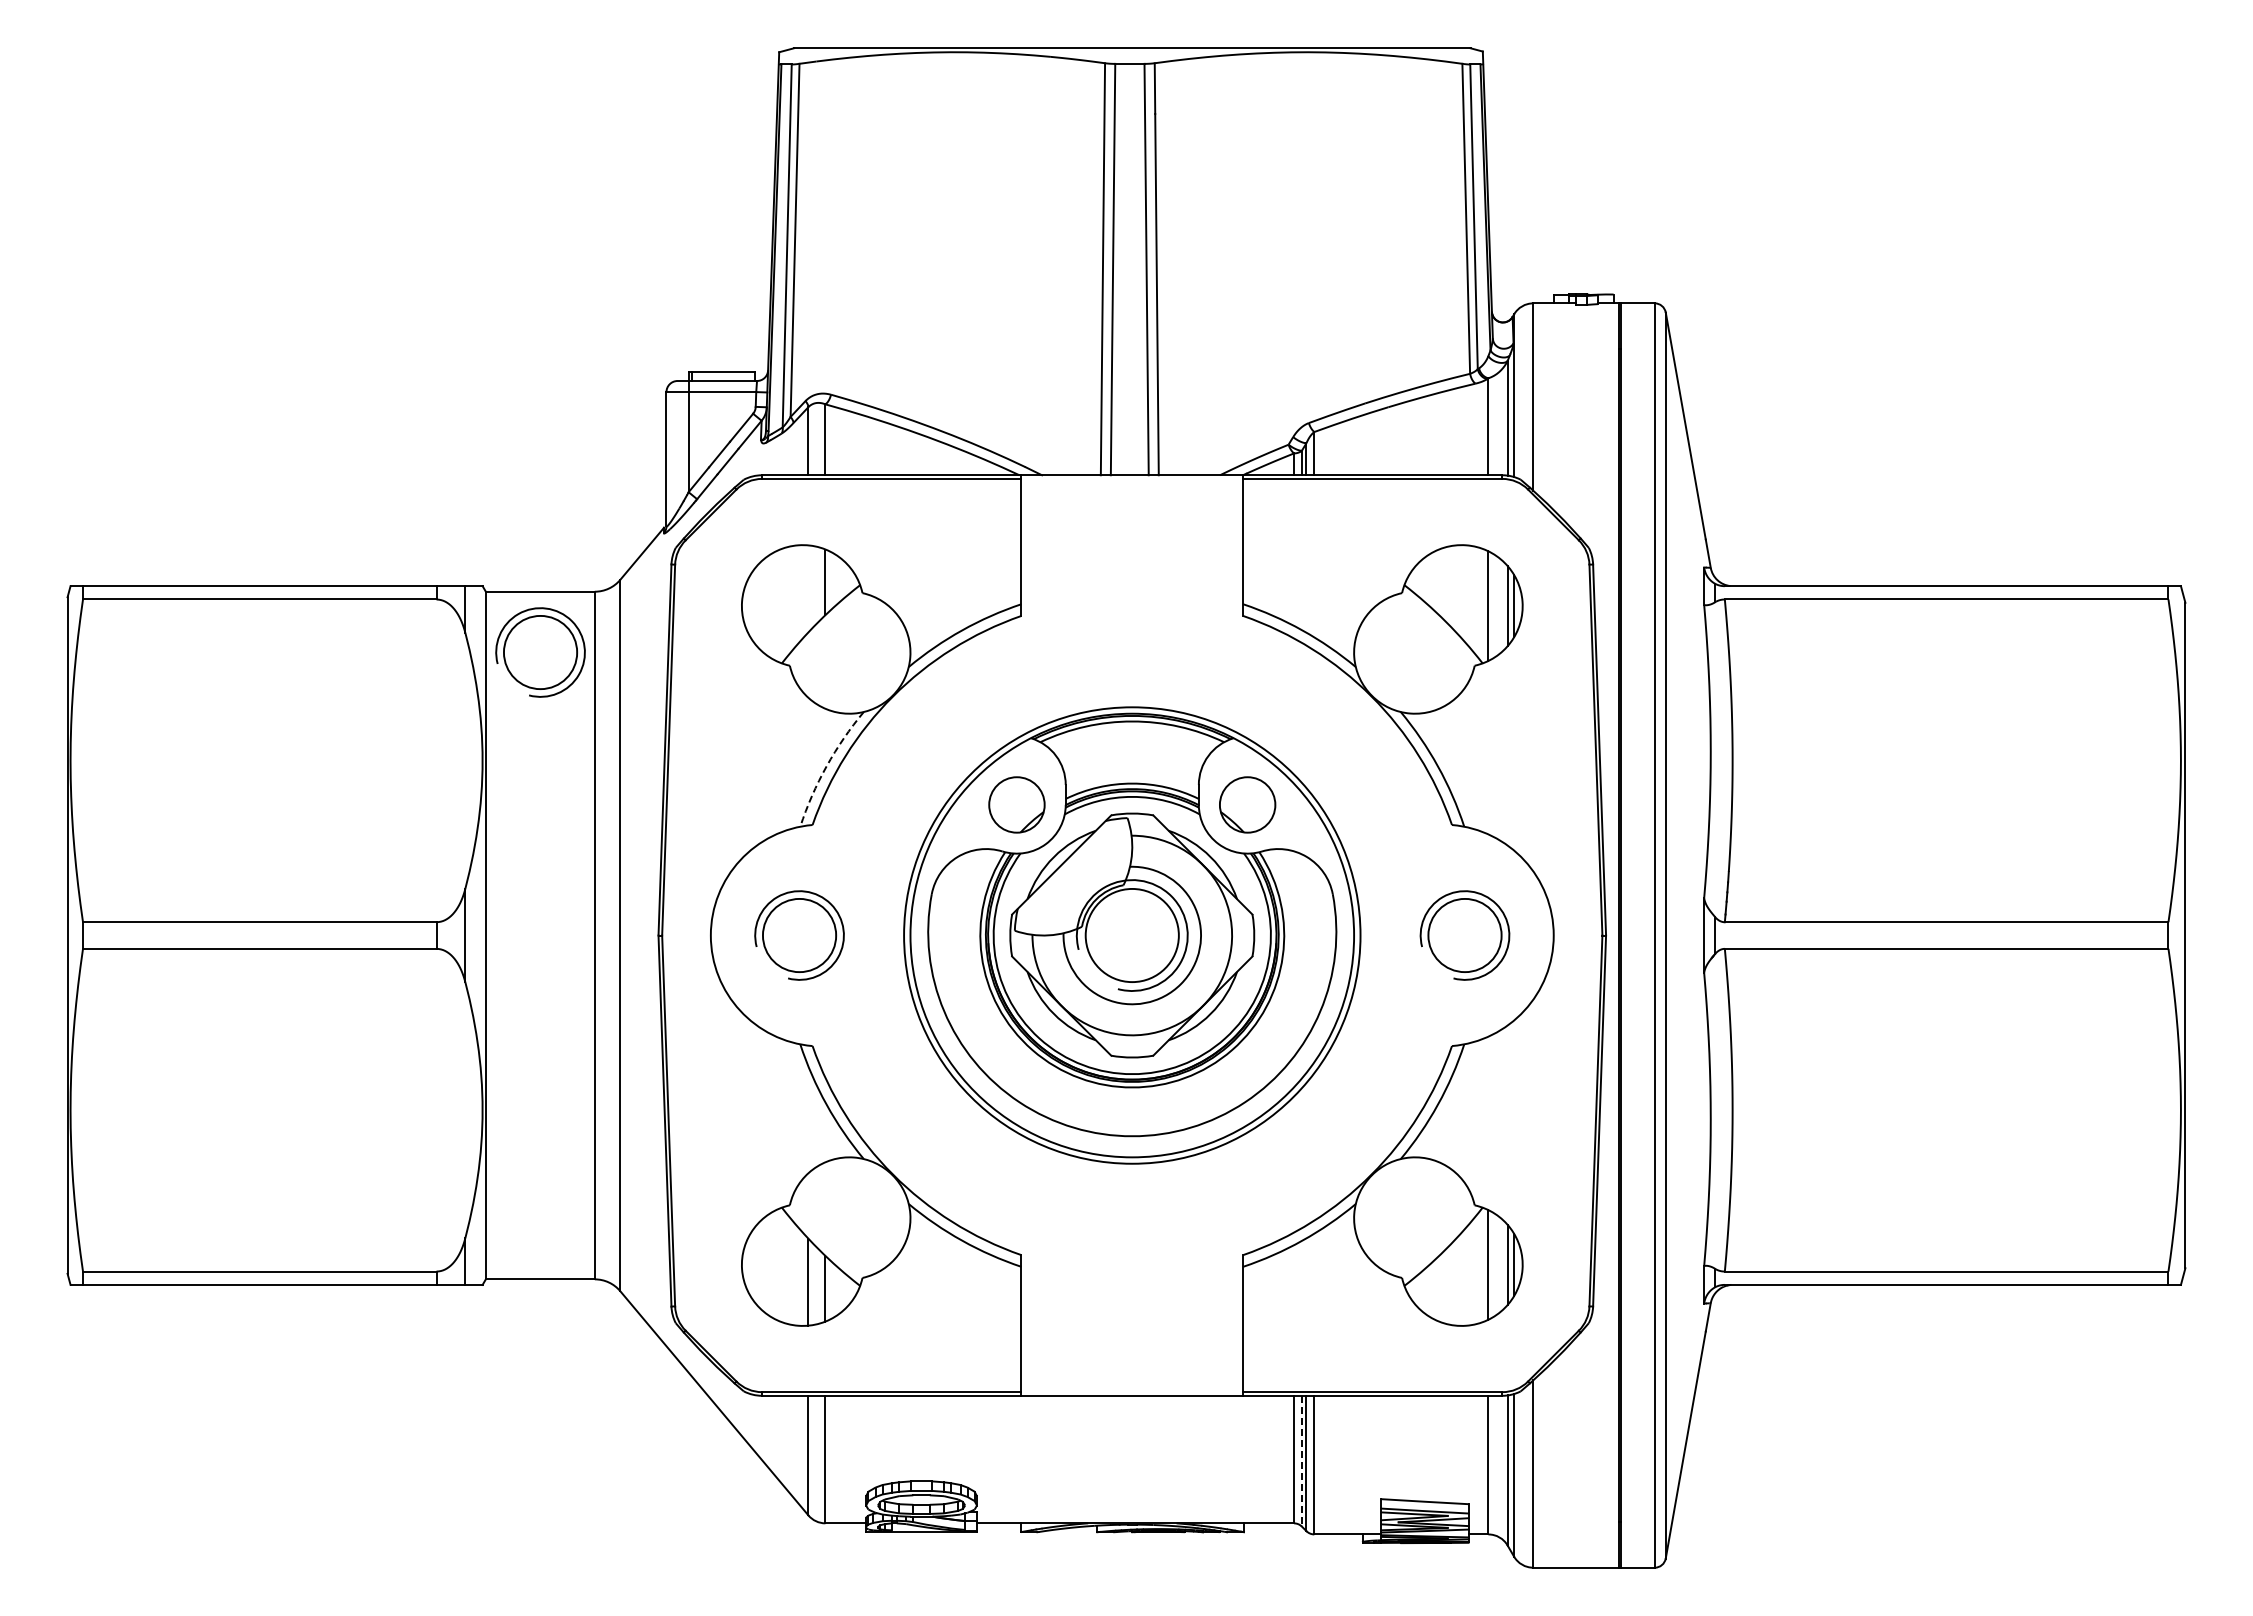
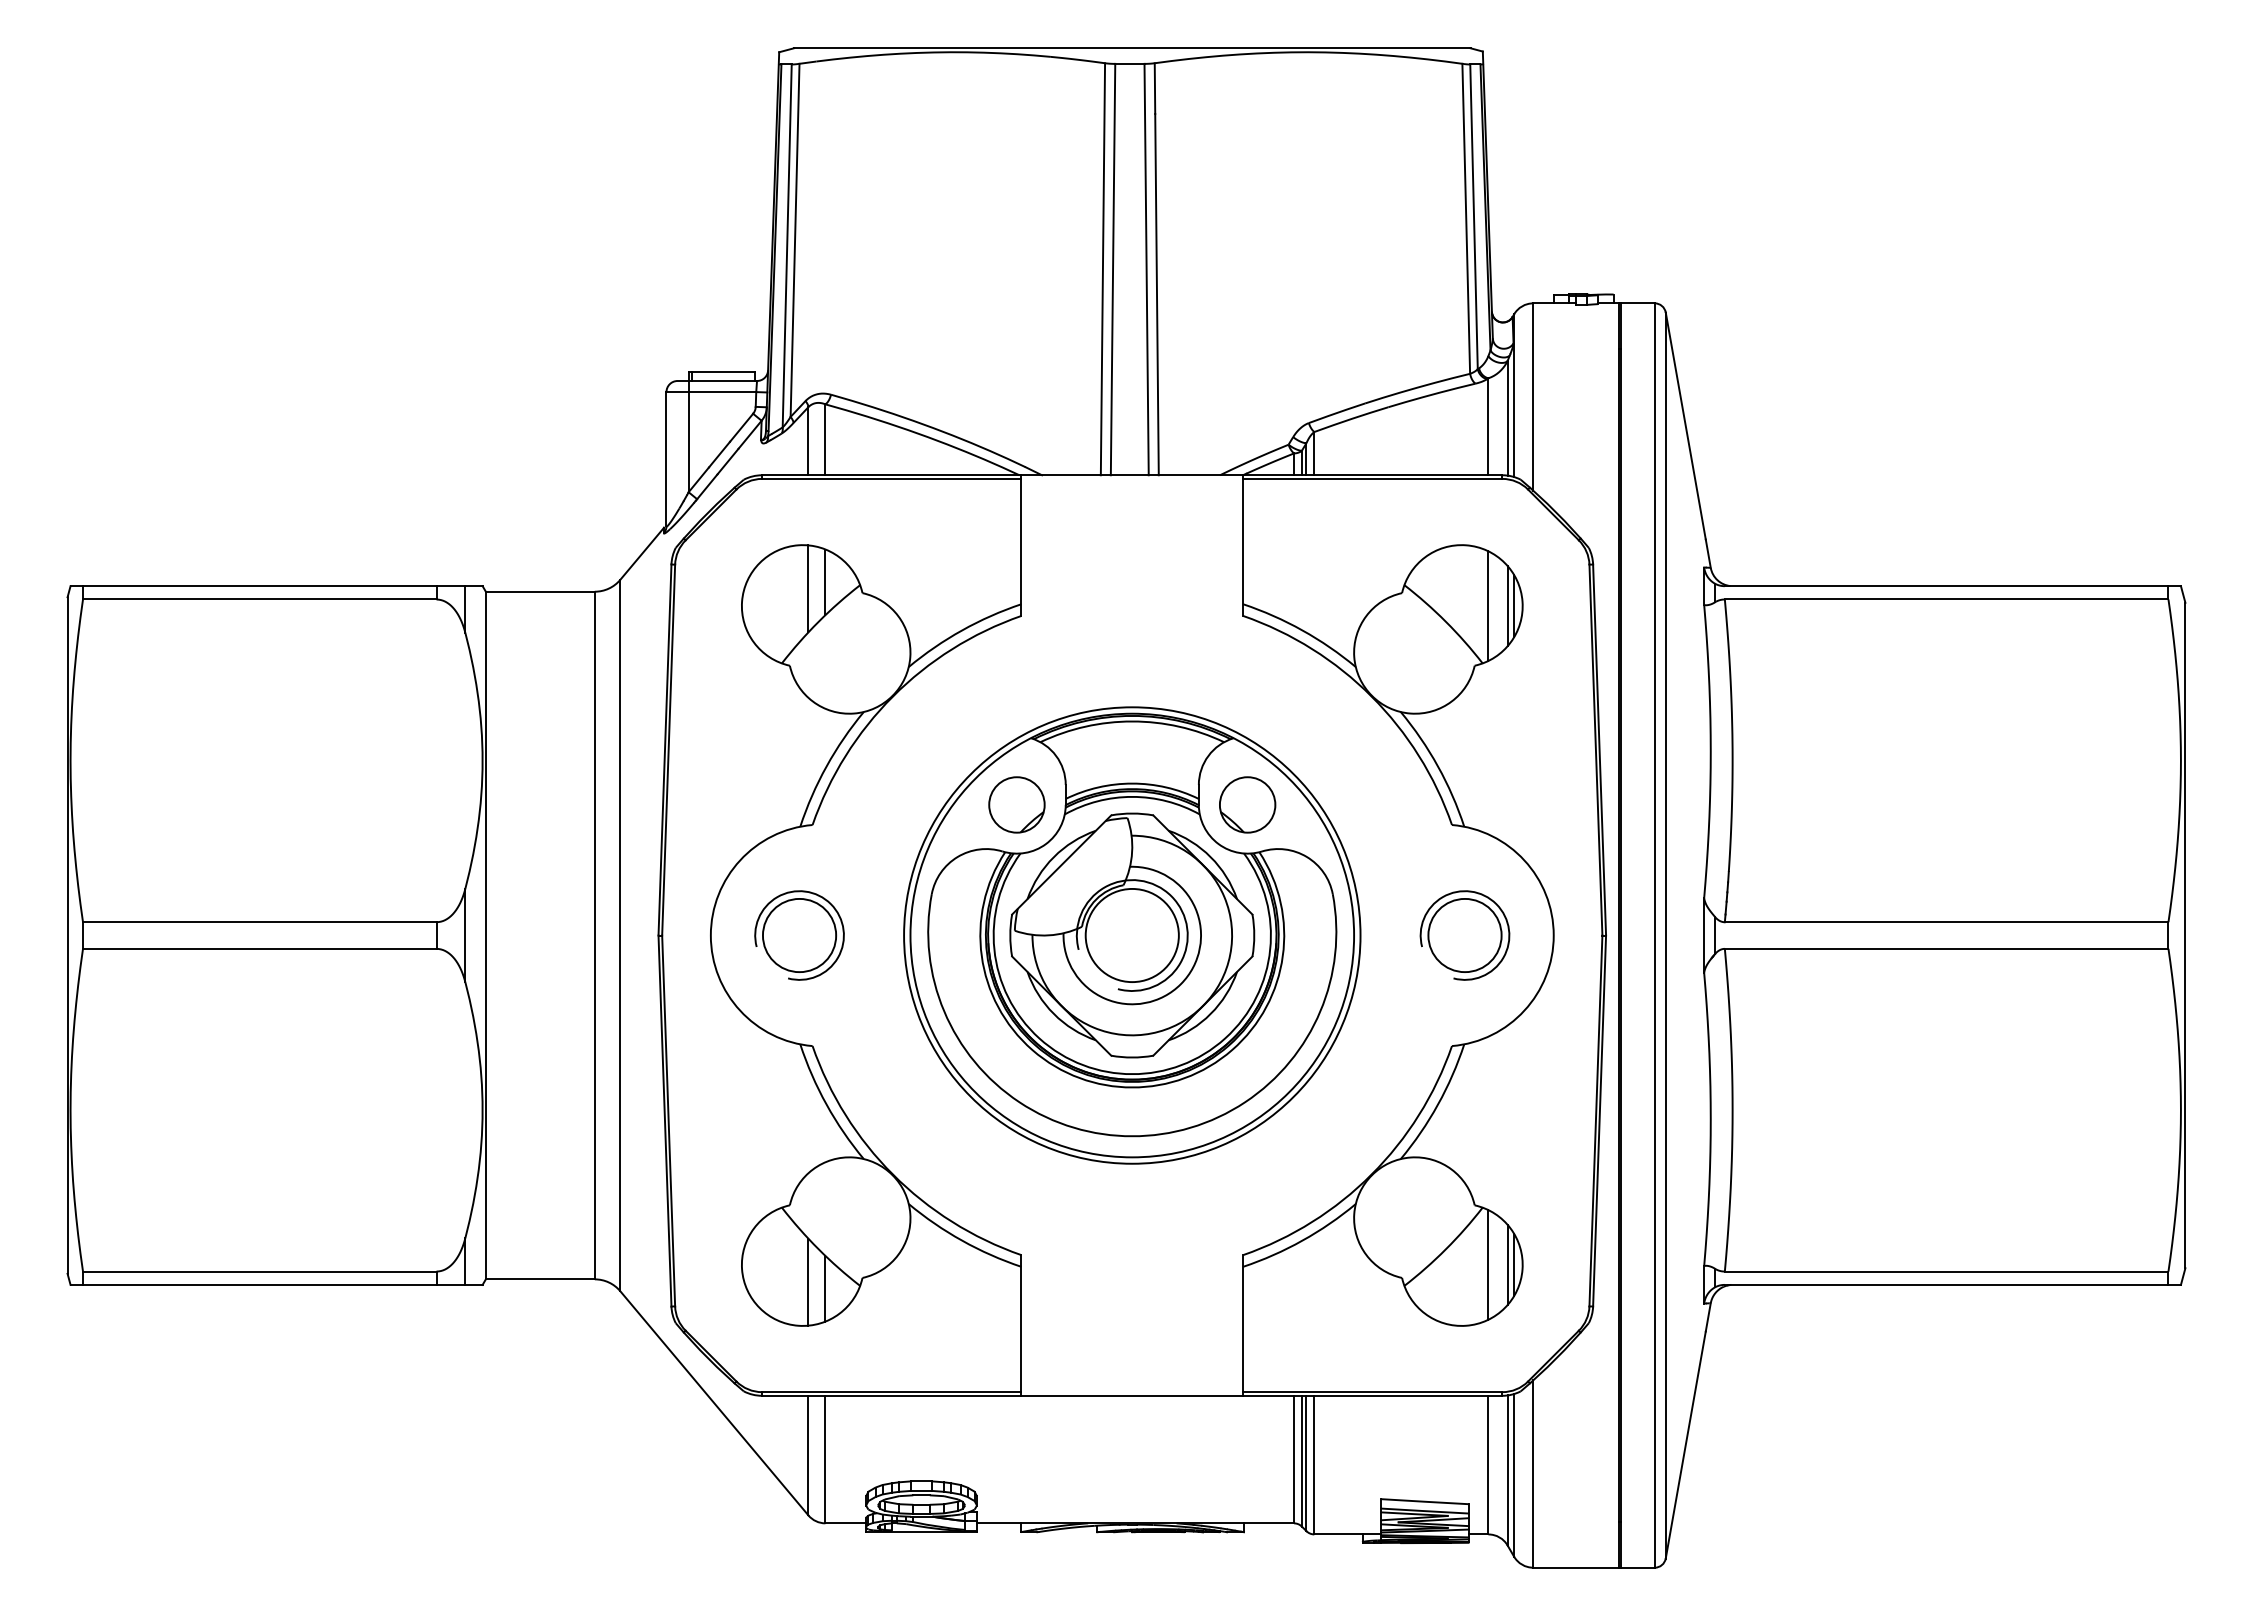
line: none -> present (808, 588)
part: present -> none (540, 652)
arc: dashed -> solid (826, 766)
line: dashed -> solid (1301, 1461)
